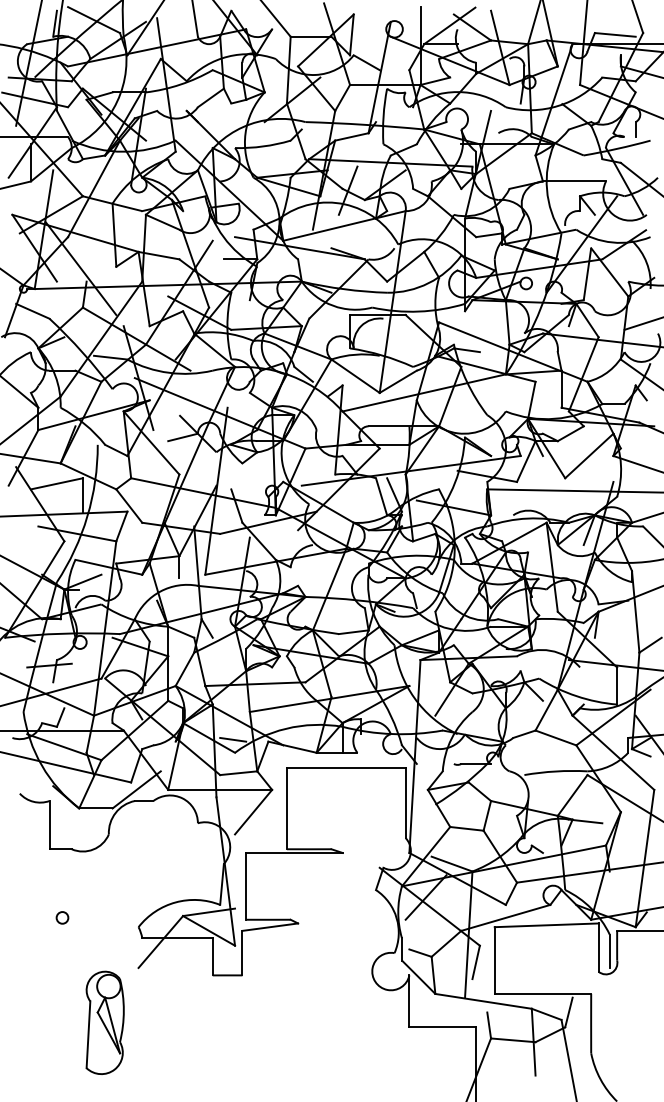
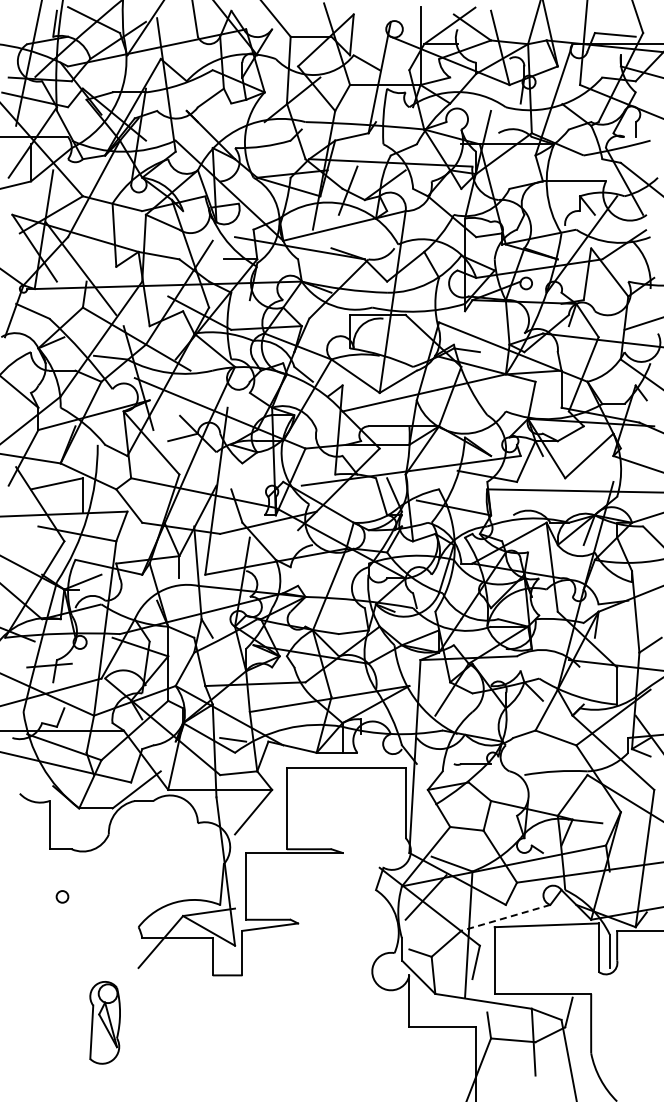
circle position: (62, 917) -> (62, 896) (62, 896)
line: solid -> dashed (505, 918)
part size: 40x105 px -> 32x84 px (104, 1022)
